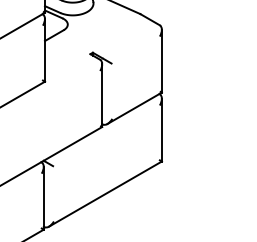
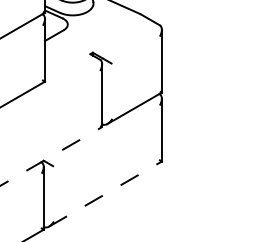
line: solid -> dashed (51, 156)
line: solid -> dashed (105, 193)
